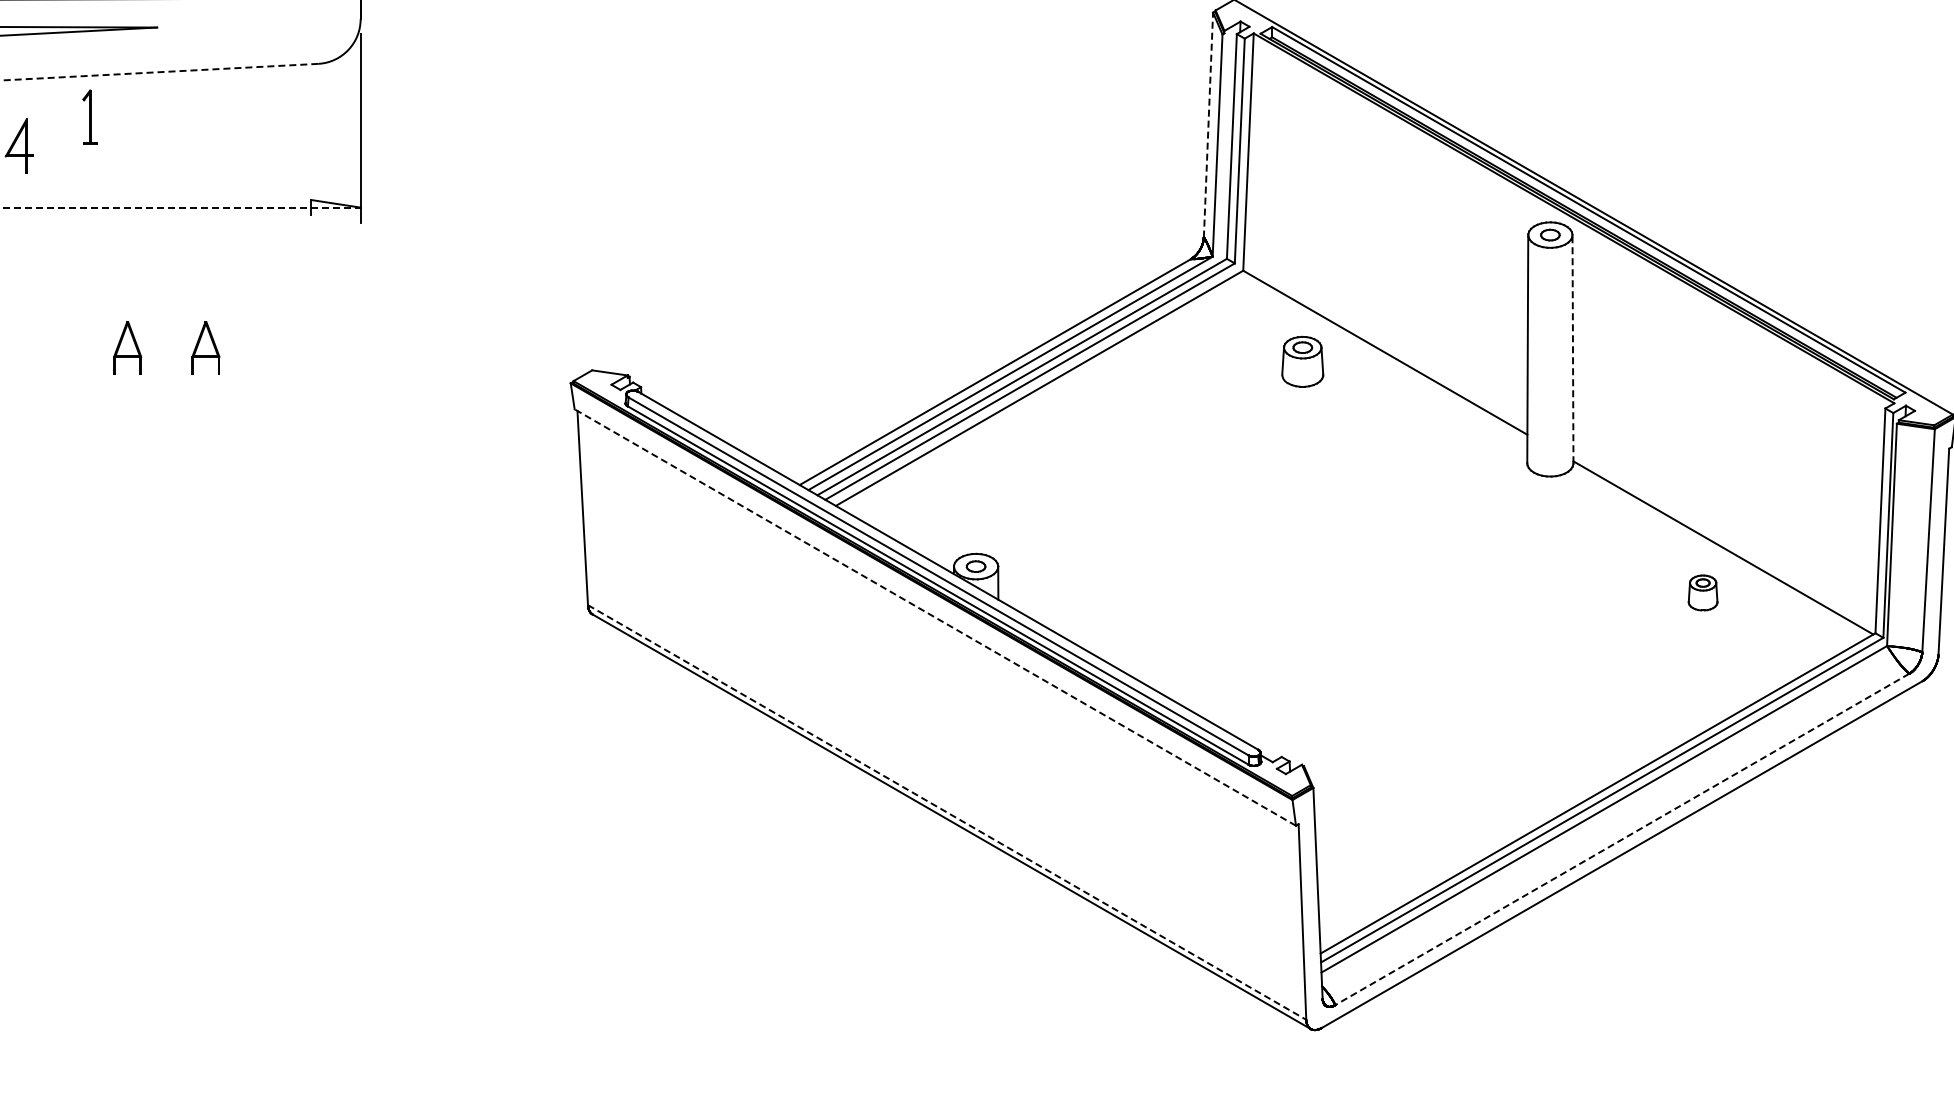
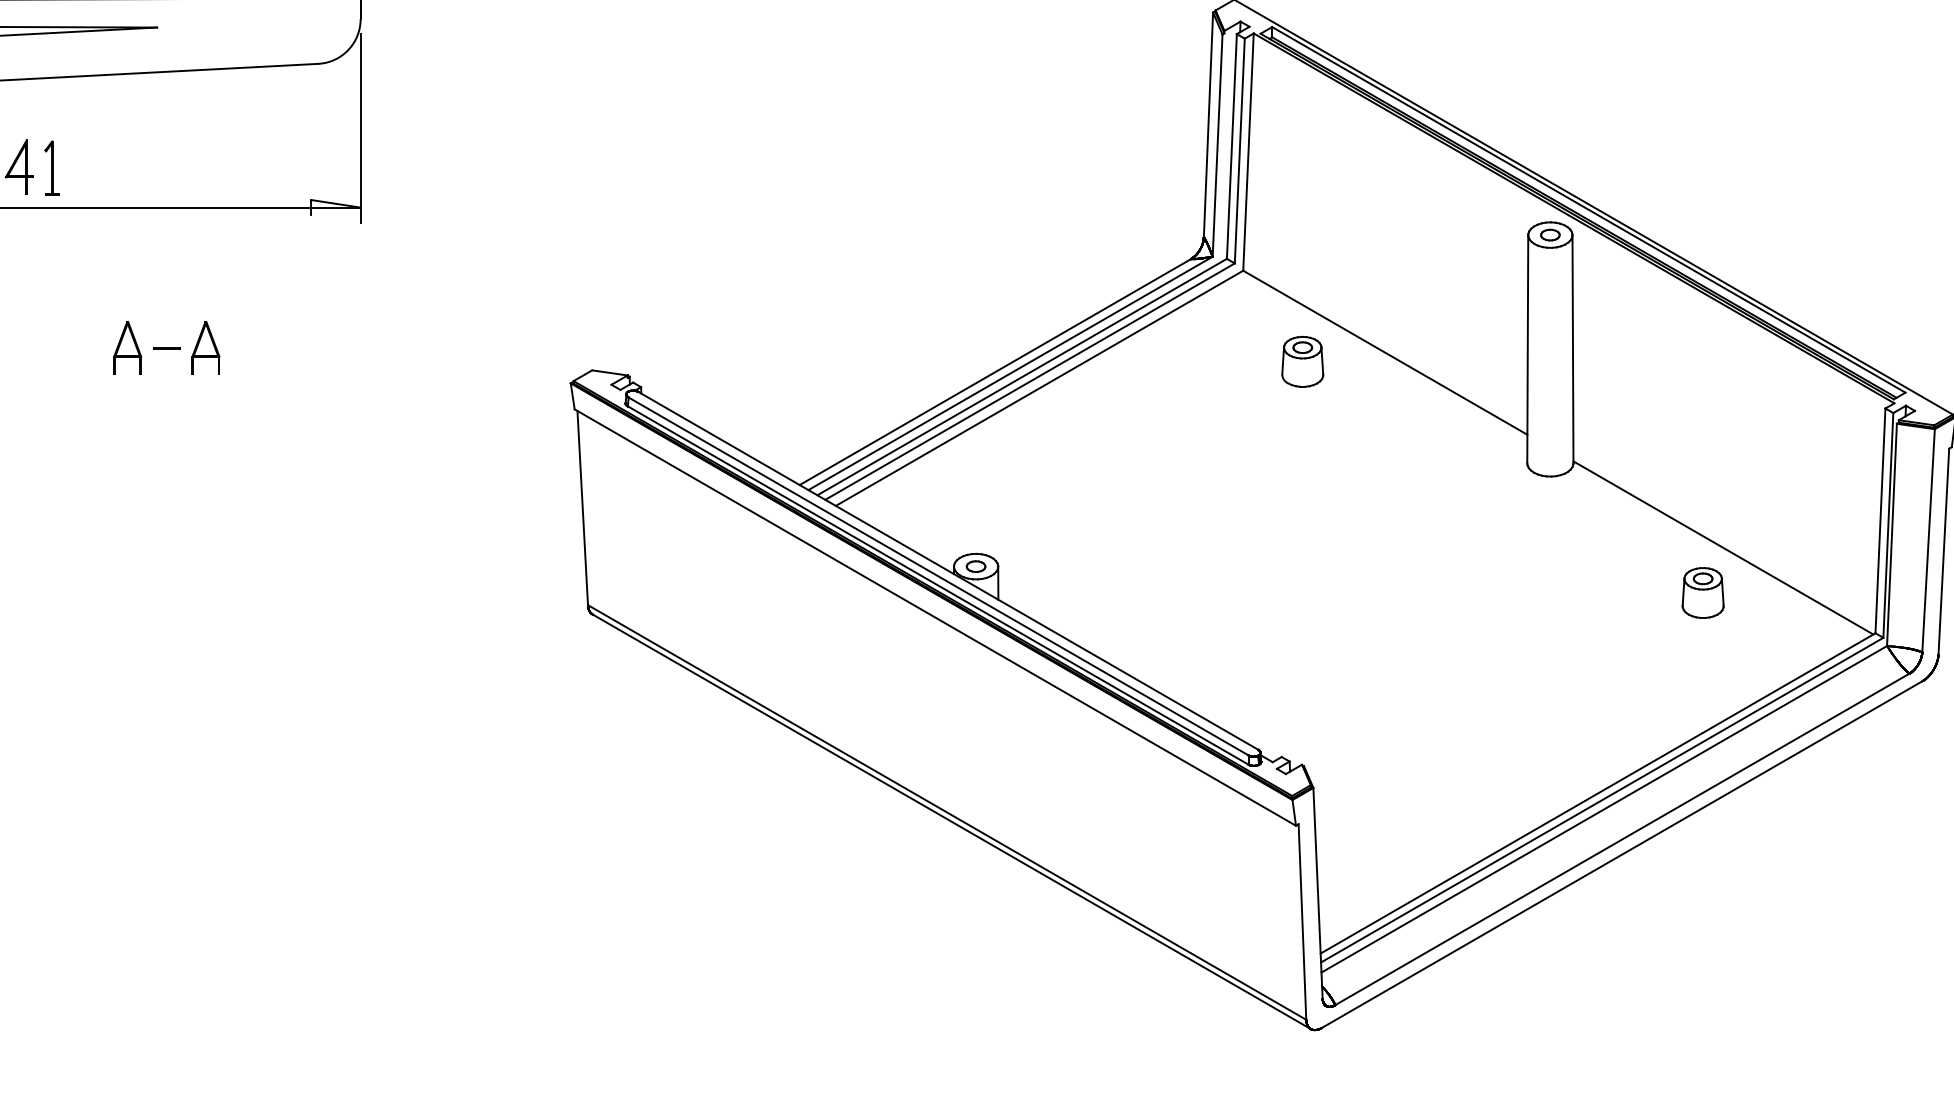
line: dashed -> solid (159, 72)
part position: (89, 116) -> (51, 167) (51, 167)
line: dashed -> solid (1208, 125)
part position: (18, 145) -> (18, 166) (18, 166)
line: dashed -> solid (180, 207)
line: none -> present (166, 348)
line: dashed -> solid (1572, 348)
part size: 32x38 px -> 44x52 px (1702, 592)
line: dashed -> solid (934, 617)
line: dashed -> solid (947, 812)
line: dashed -> solid (1621, 839)
